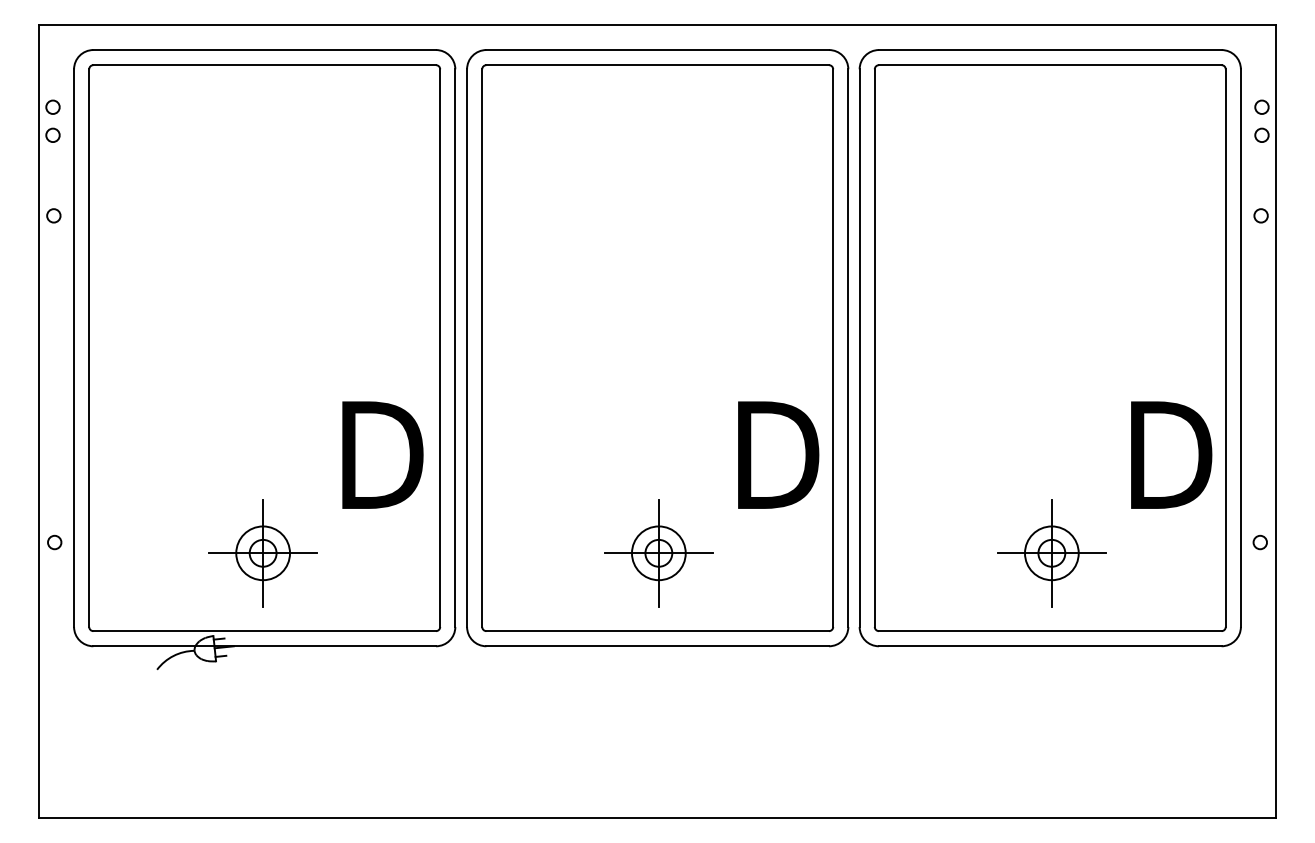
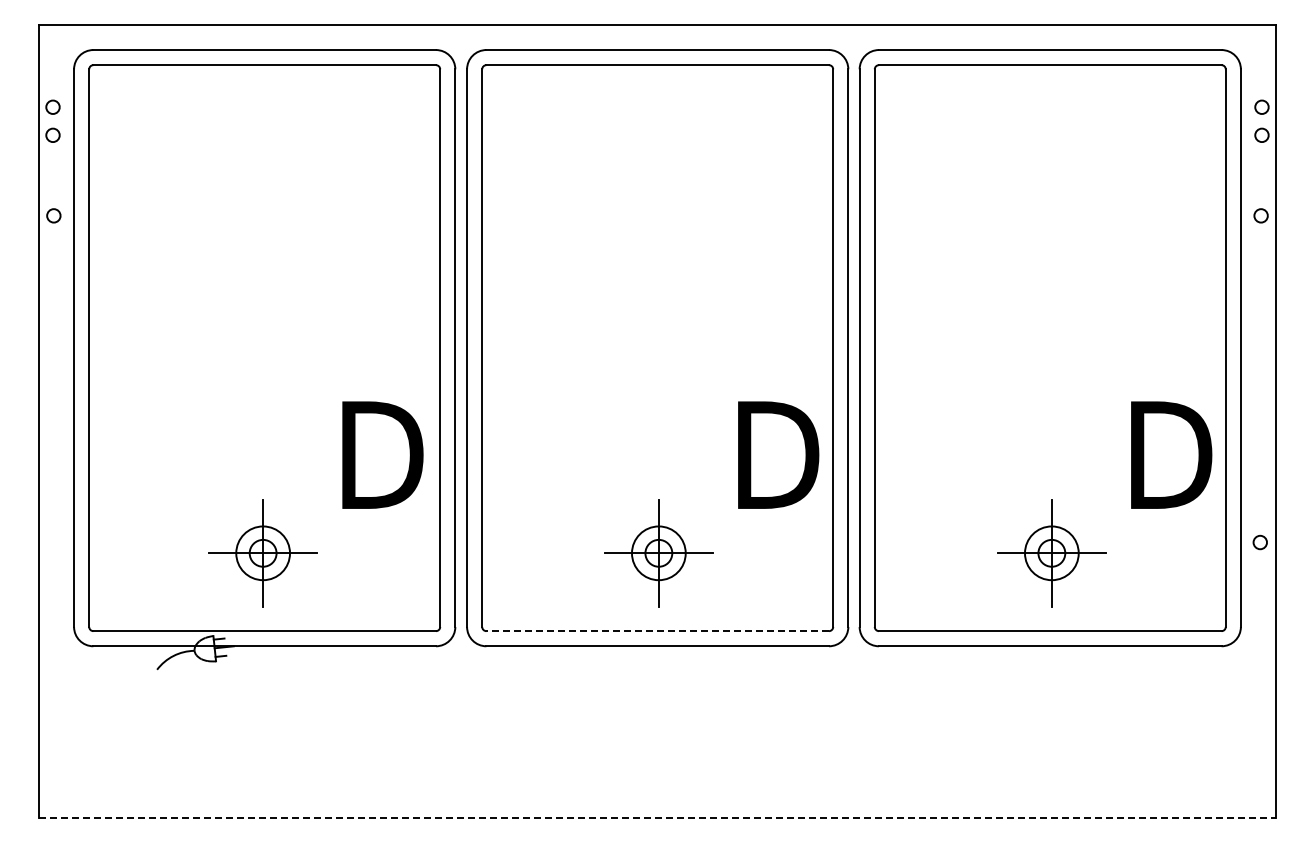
circle: present -> none (54, 542)
line: solid -> dashed (657, 631)
line: solid -> dashed (657, 817)
